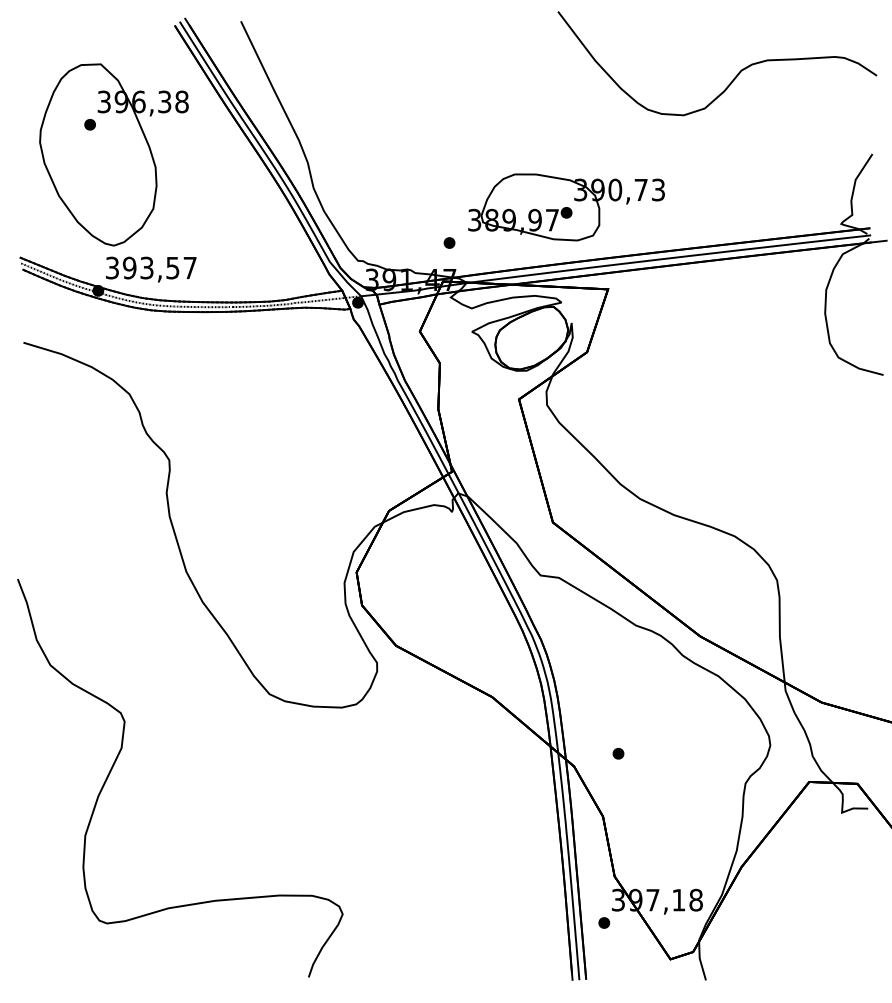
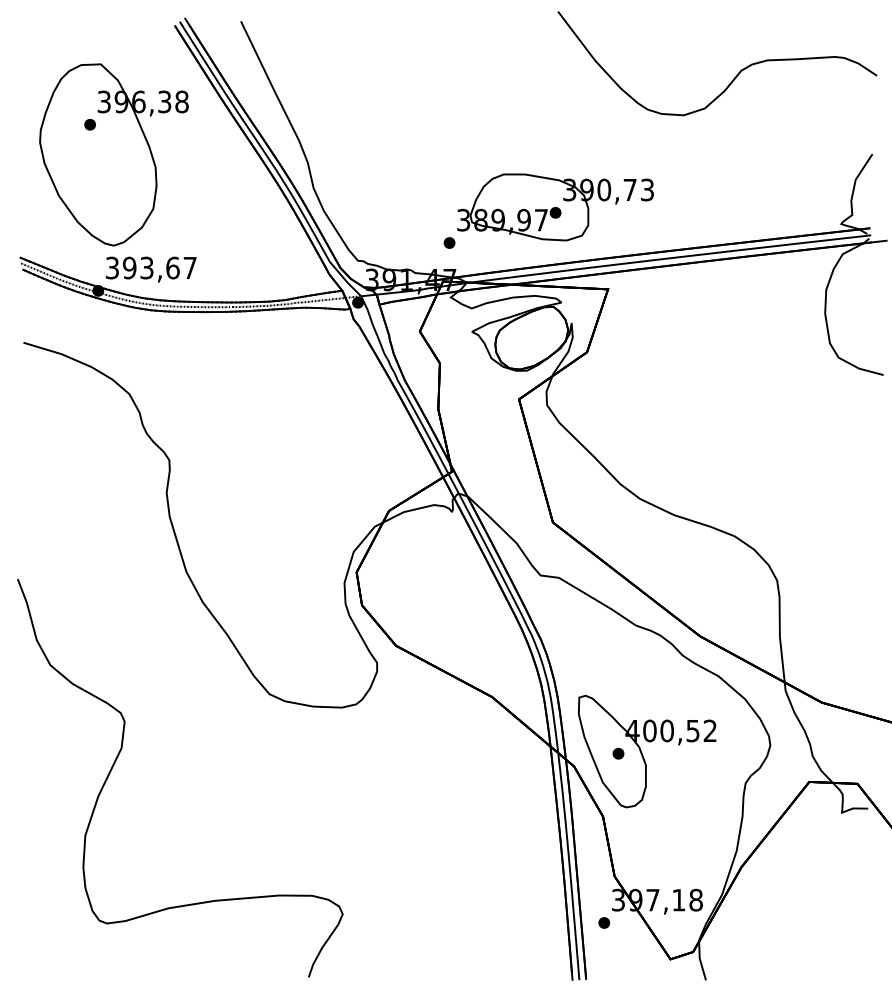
part position: (566, 207) -> (555, 207) (555, 207)
text: 393,57 -> 393,67 (172, 267)
part: none -> present (647, 751)
